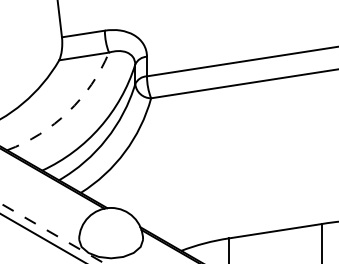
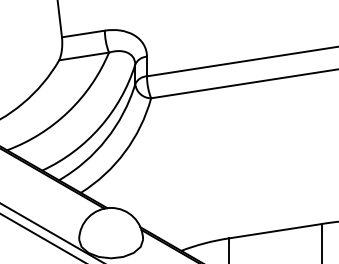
arc: dashed -> solid (68, 112)
line: dashed -> solid (53, 233)
